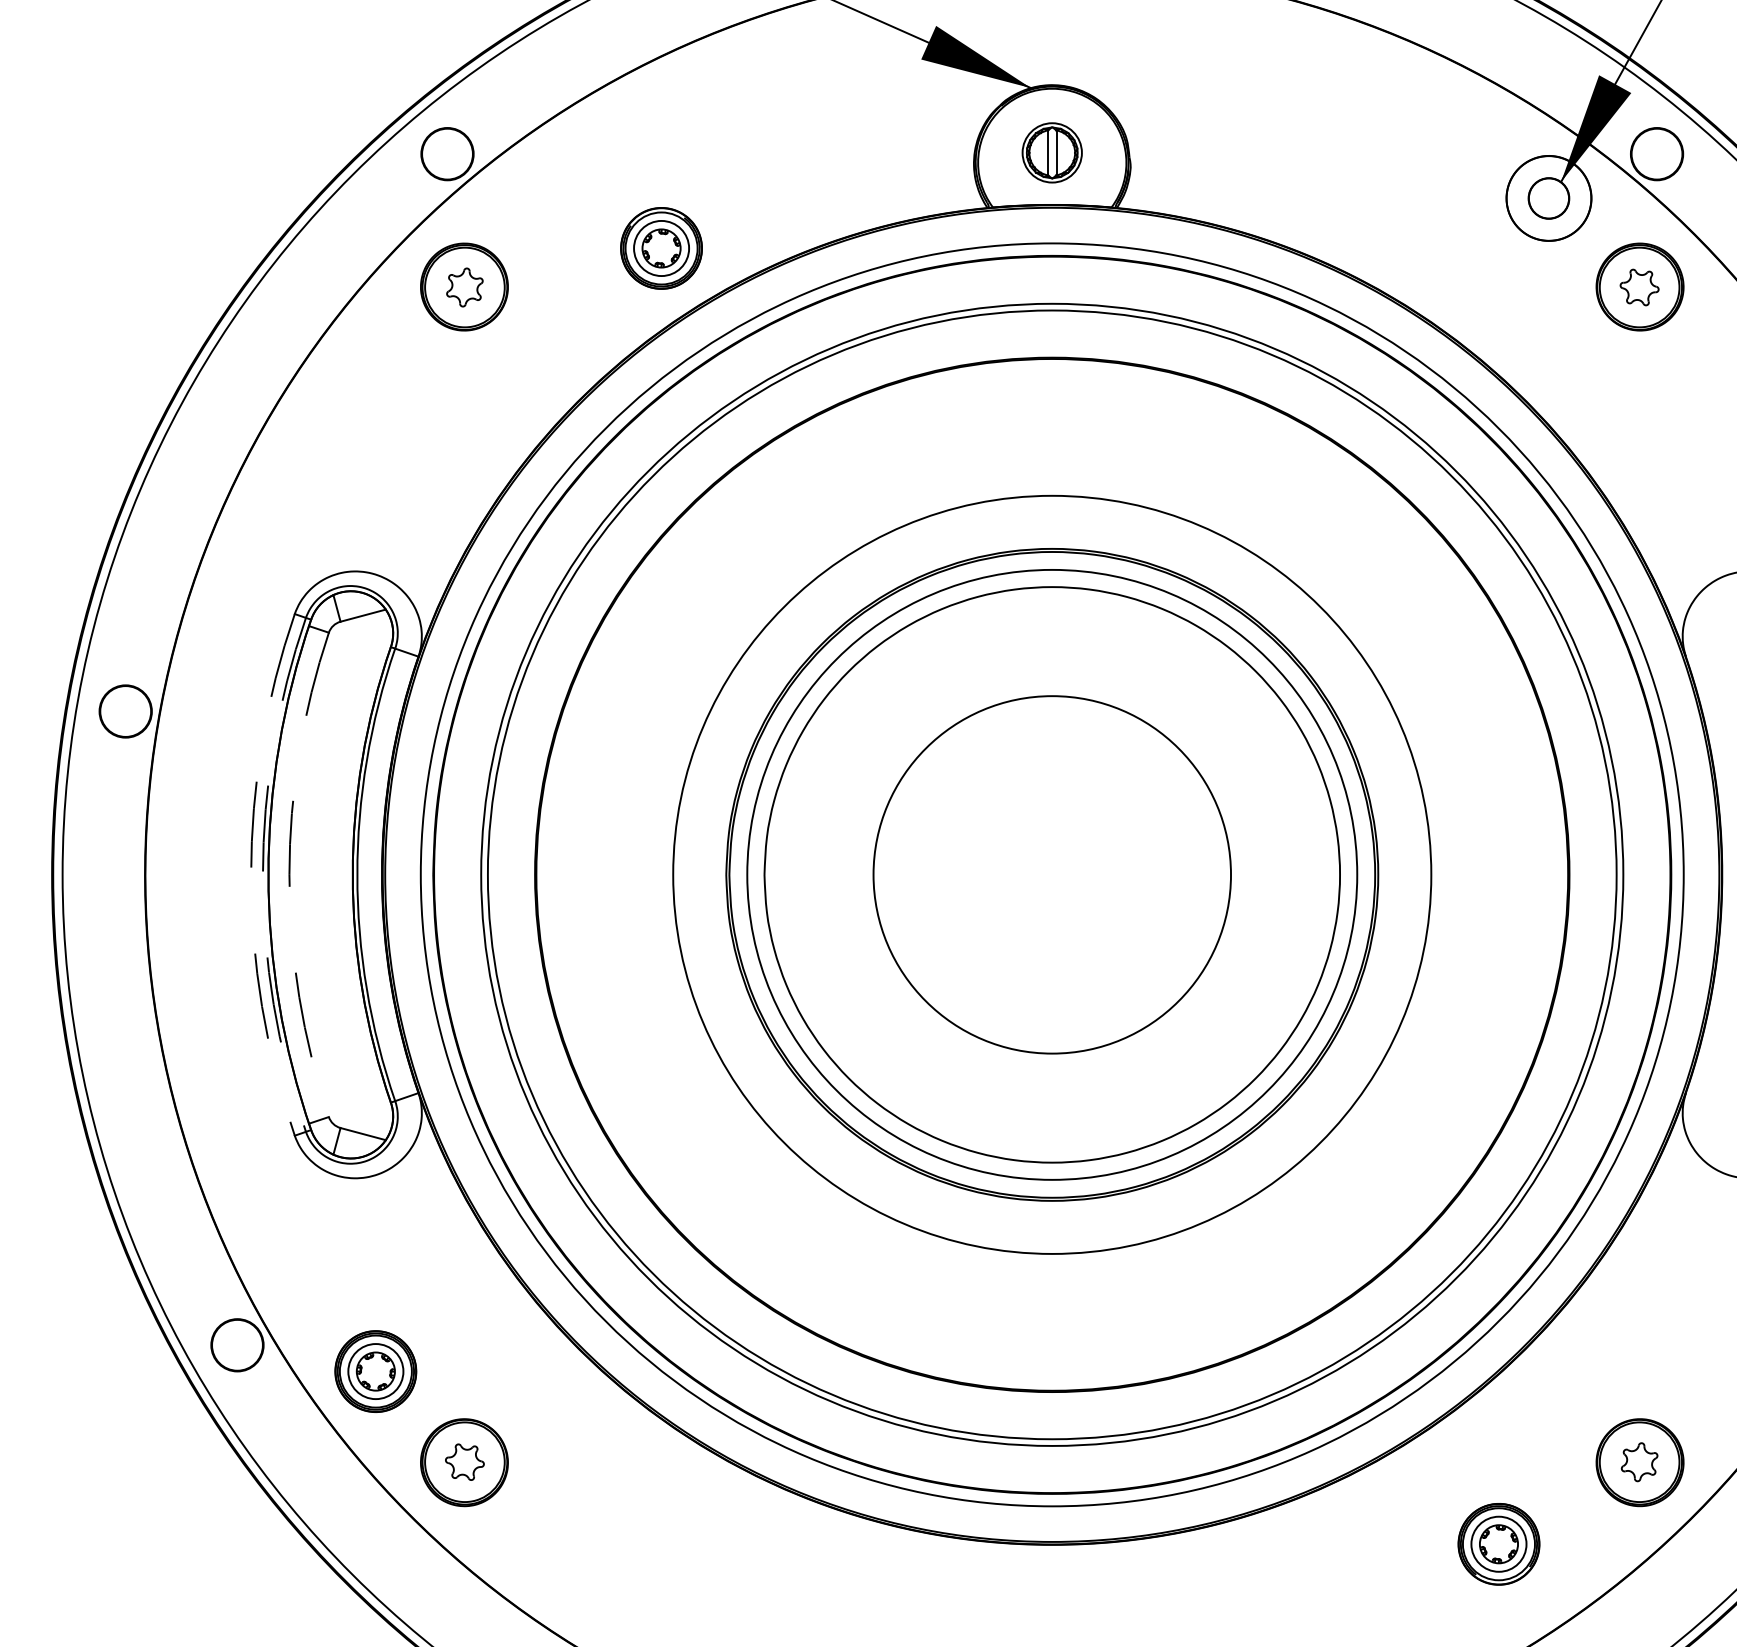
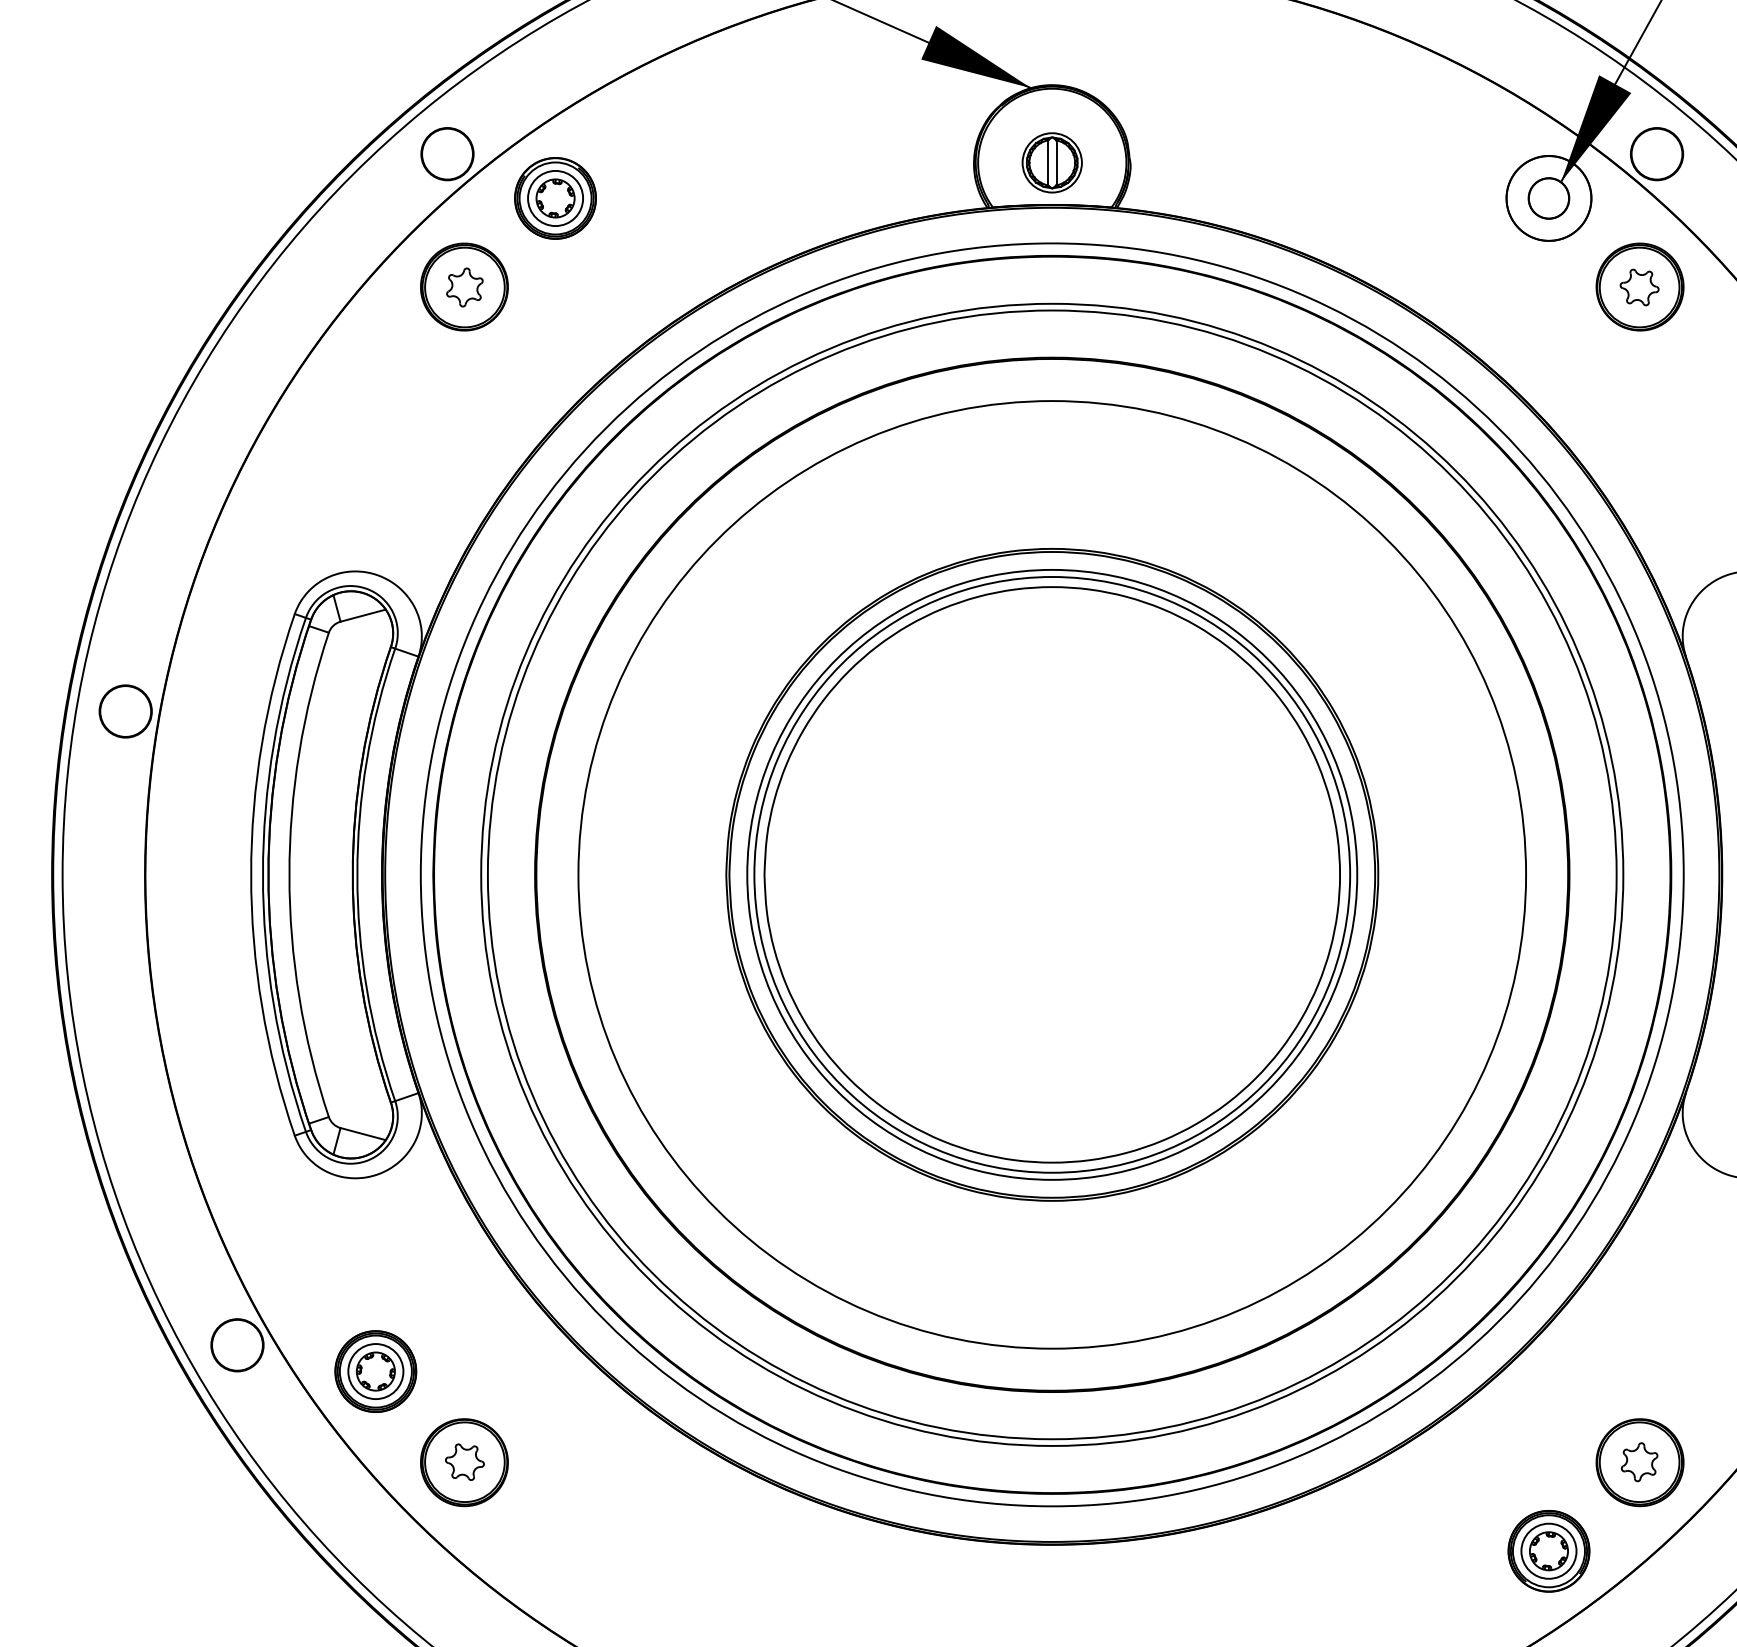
part position: (1051, 152) -> (1051, 162) (1051, 162)
part position: (661, 248) -> (555, 198) (555, 198)
arc: dashed -> solid (251, 874)
arc: dashed -> solid (262, 874)
arc: dashed -> solid (289, 874)
circle diameter: 357 px -> 596 px (1052, 874)
circle diameter: 758 px -> 948 px (1052, 874)
part position: (1498, 1544) -> (1548, 1551) (1548, 1551)
